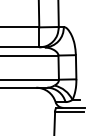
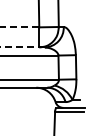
line: solid -> dashed (19, 27)
line: solid -> dashed (22, 47)
